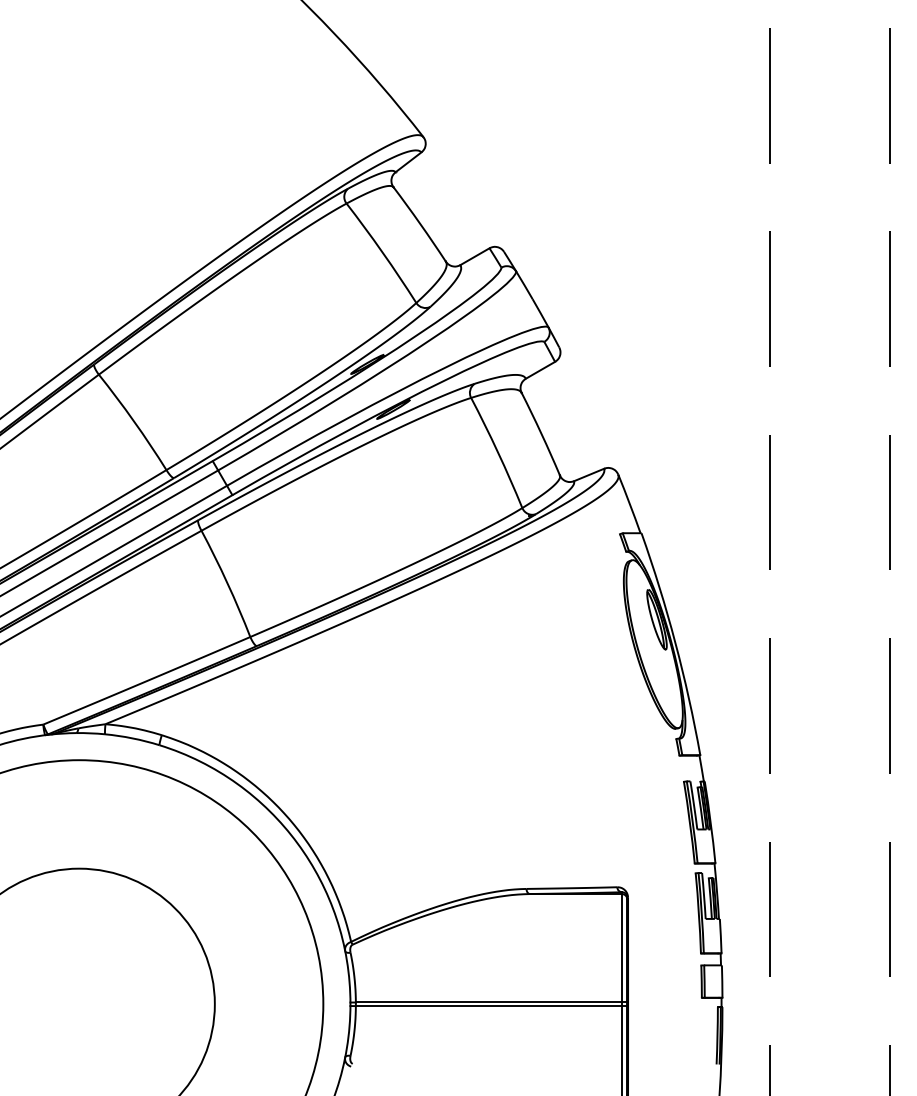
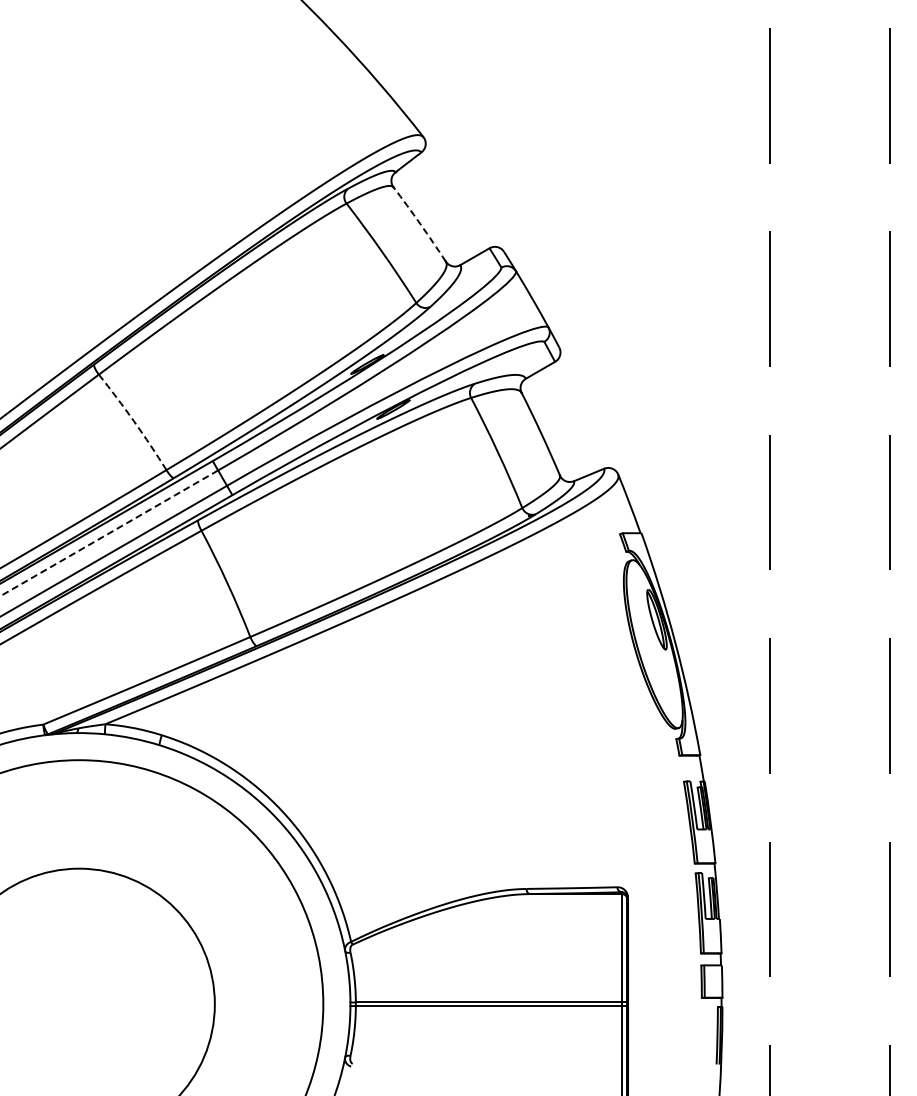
arc: solid -> dashed (420, 224)
arc: solid -> dashed (134, 421)
line: solid -> dashed (109, 533)
